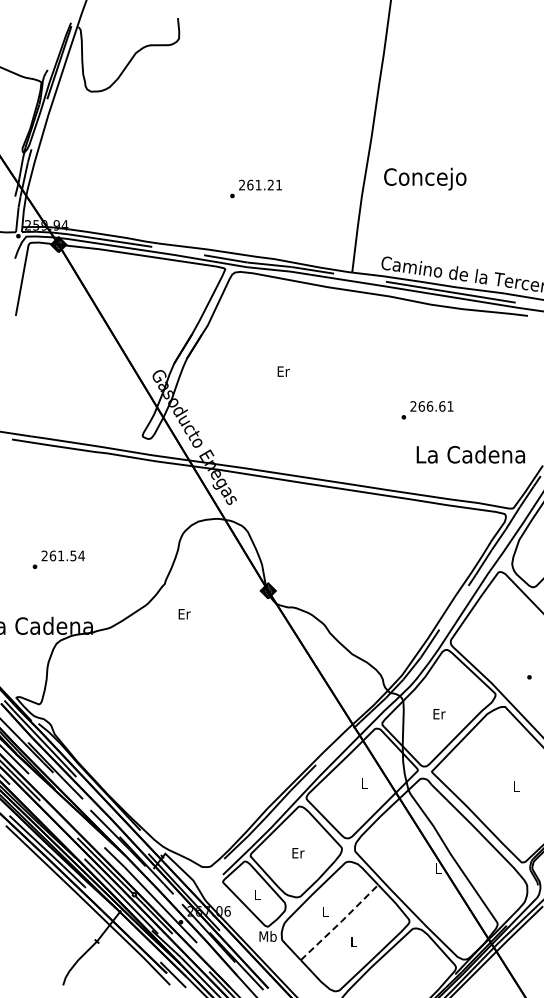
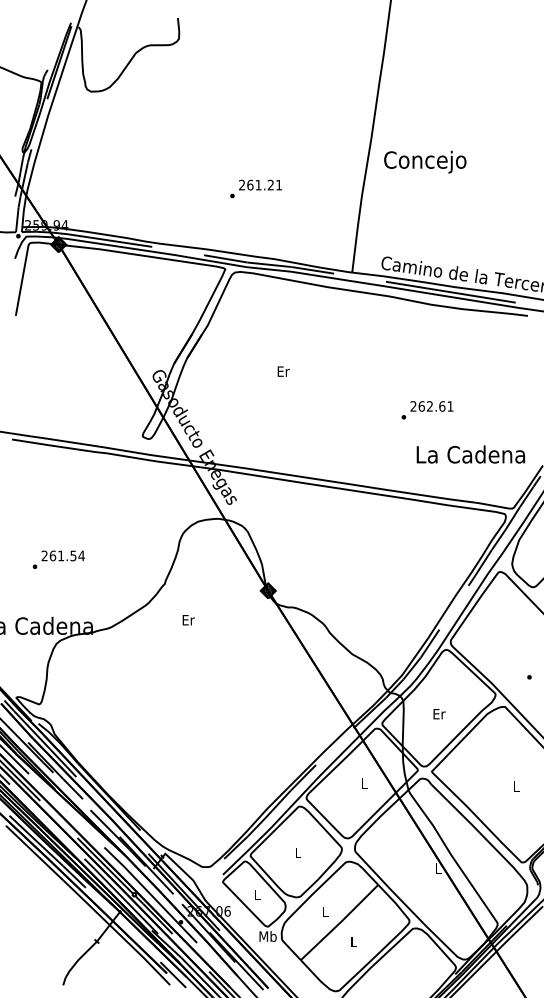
text position: (425, 178) -> (425, 161) (425, 161)
text: 266.61 -> 262.61 (429, 406)
text position: (184, 614) -> (188, 620) (188, 620)
text: Er -> L (298, 853)
line: dashed -> solid (340, 922)
